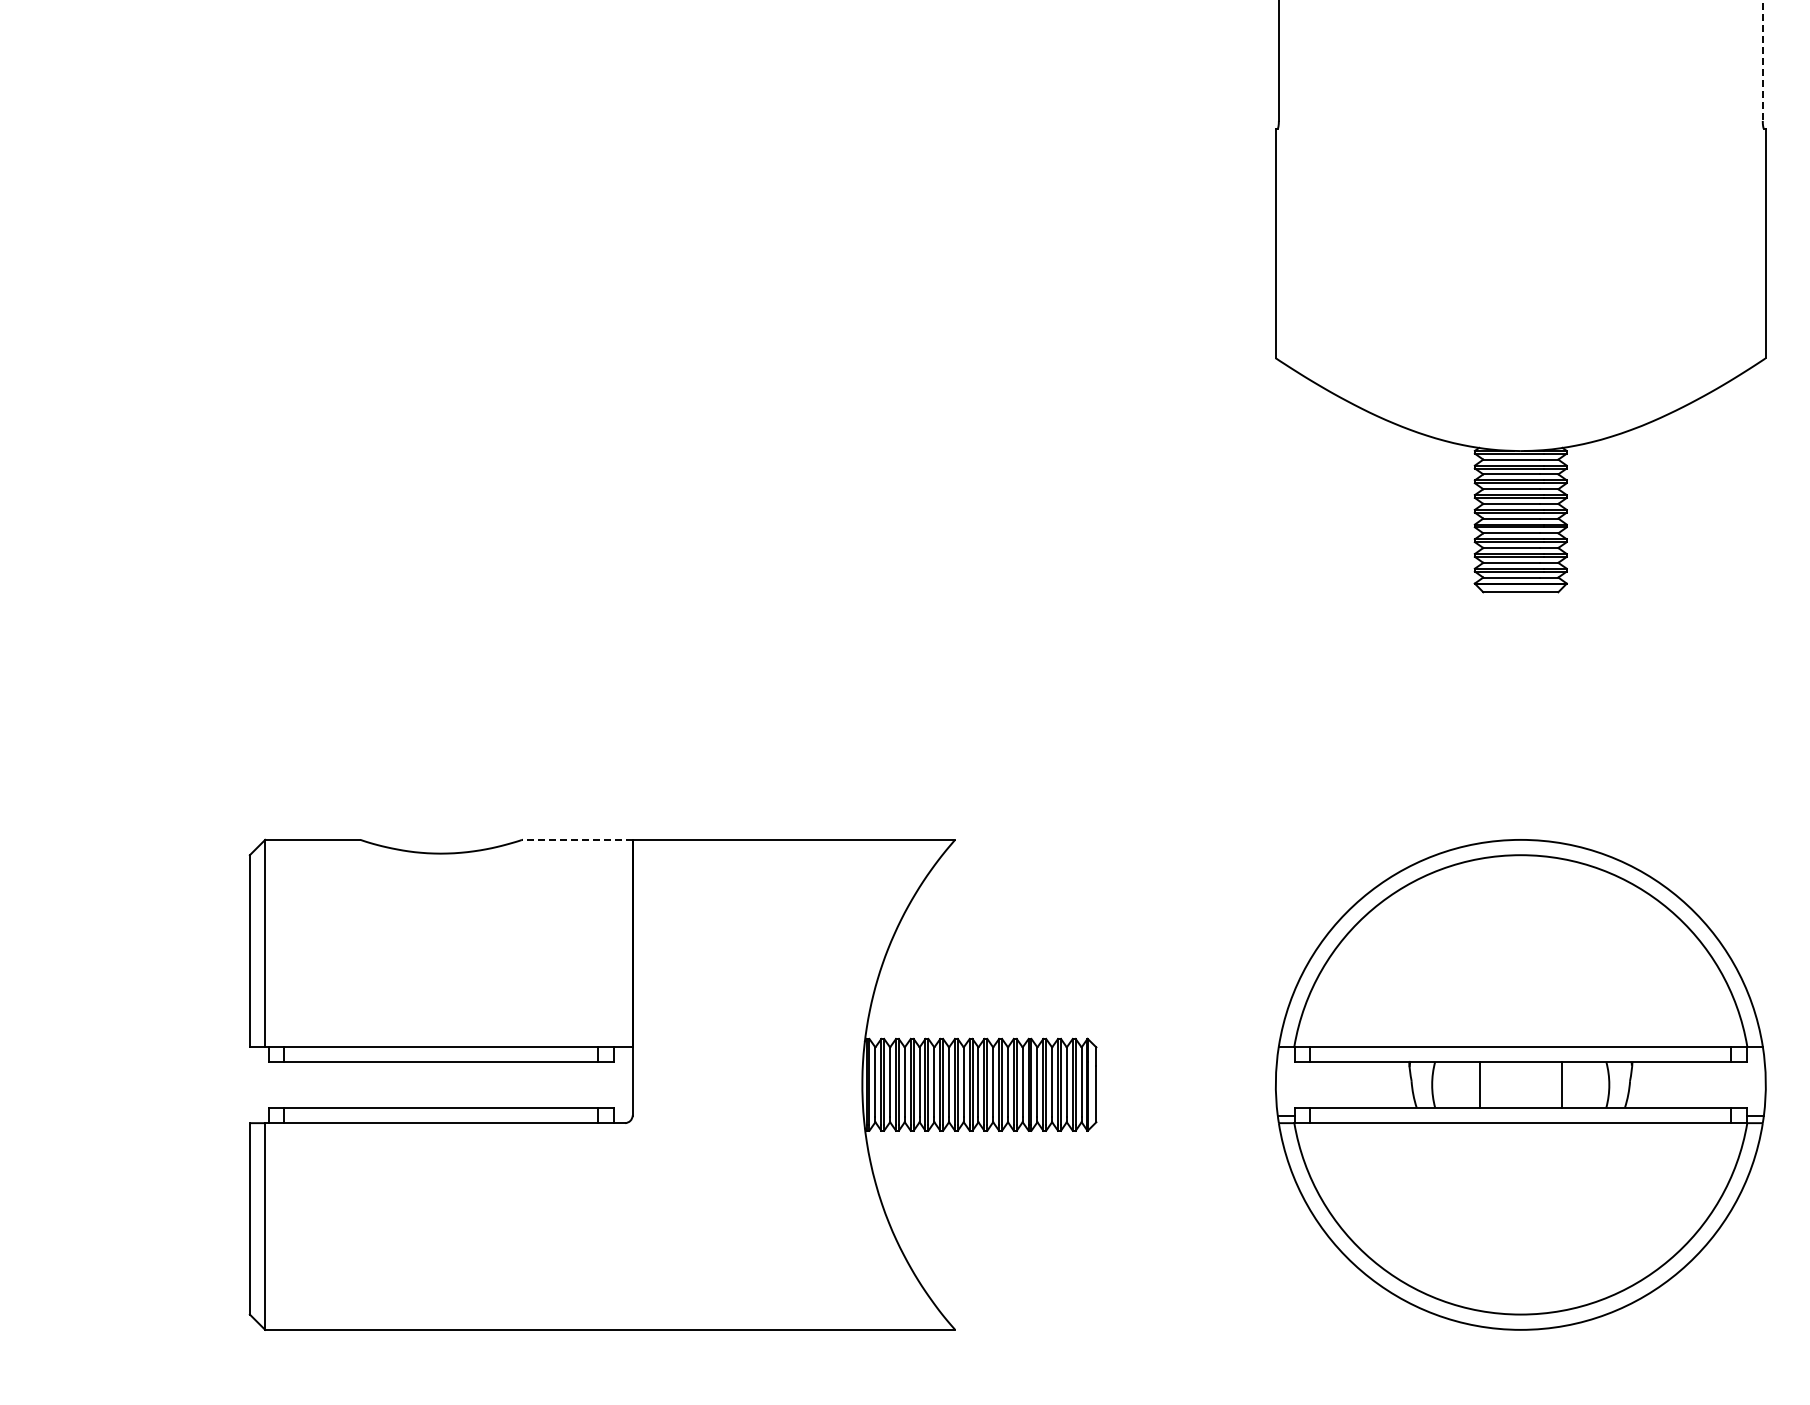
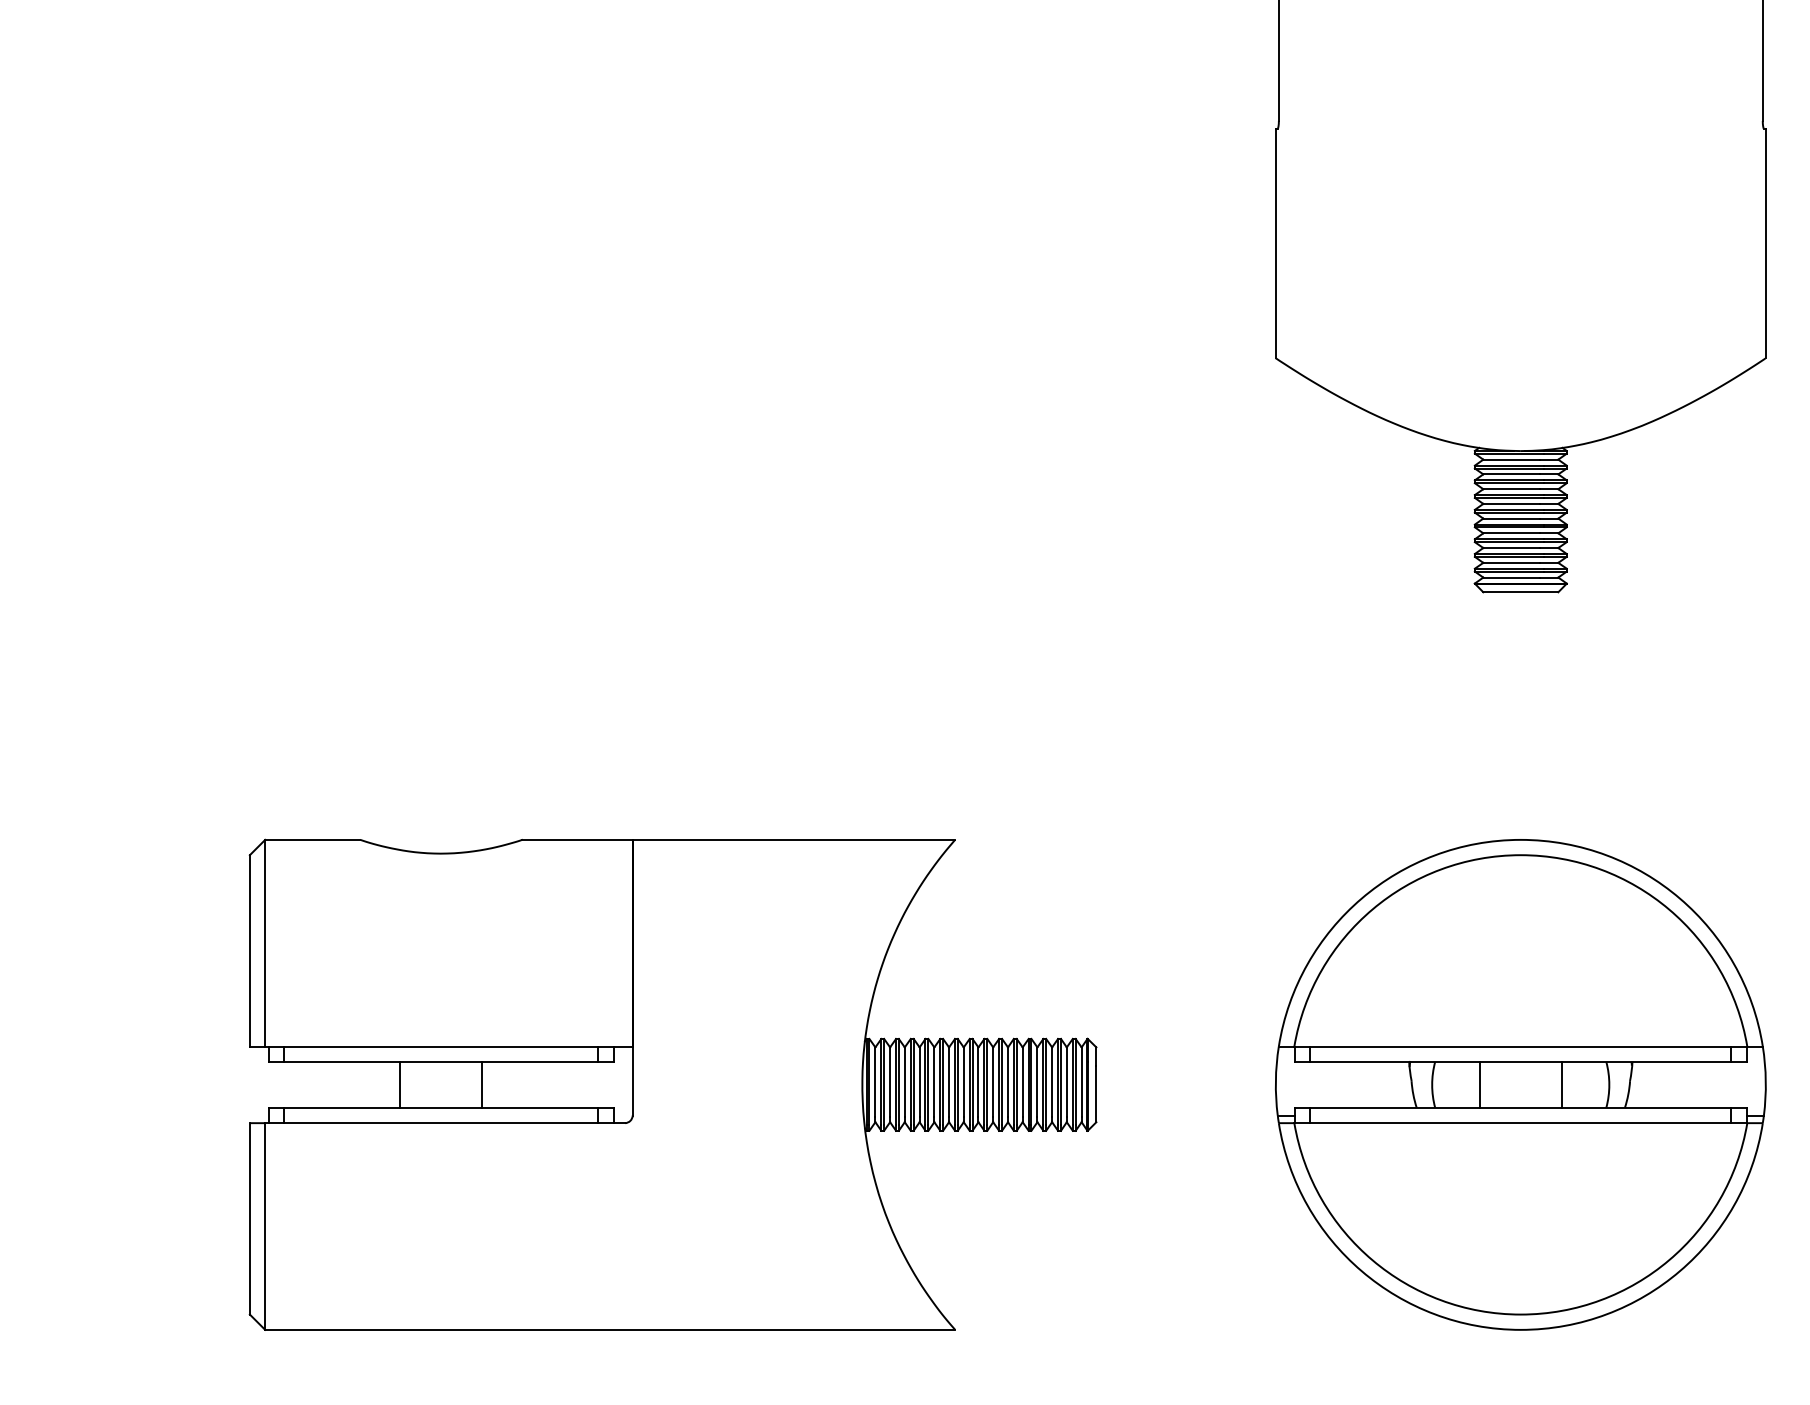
line: dashed -> solid (1762, 60)
line: dashed -> solid (577, 839)
line: none -> present (400, 1084)
line: none -> present (482, 1084)
